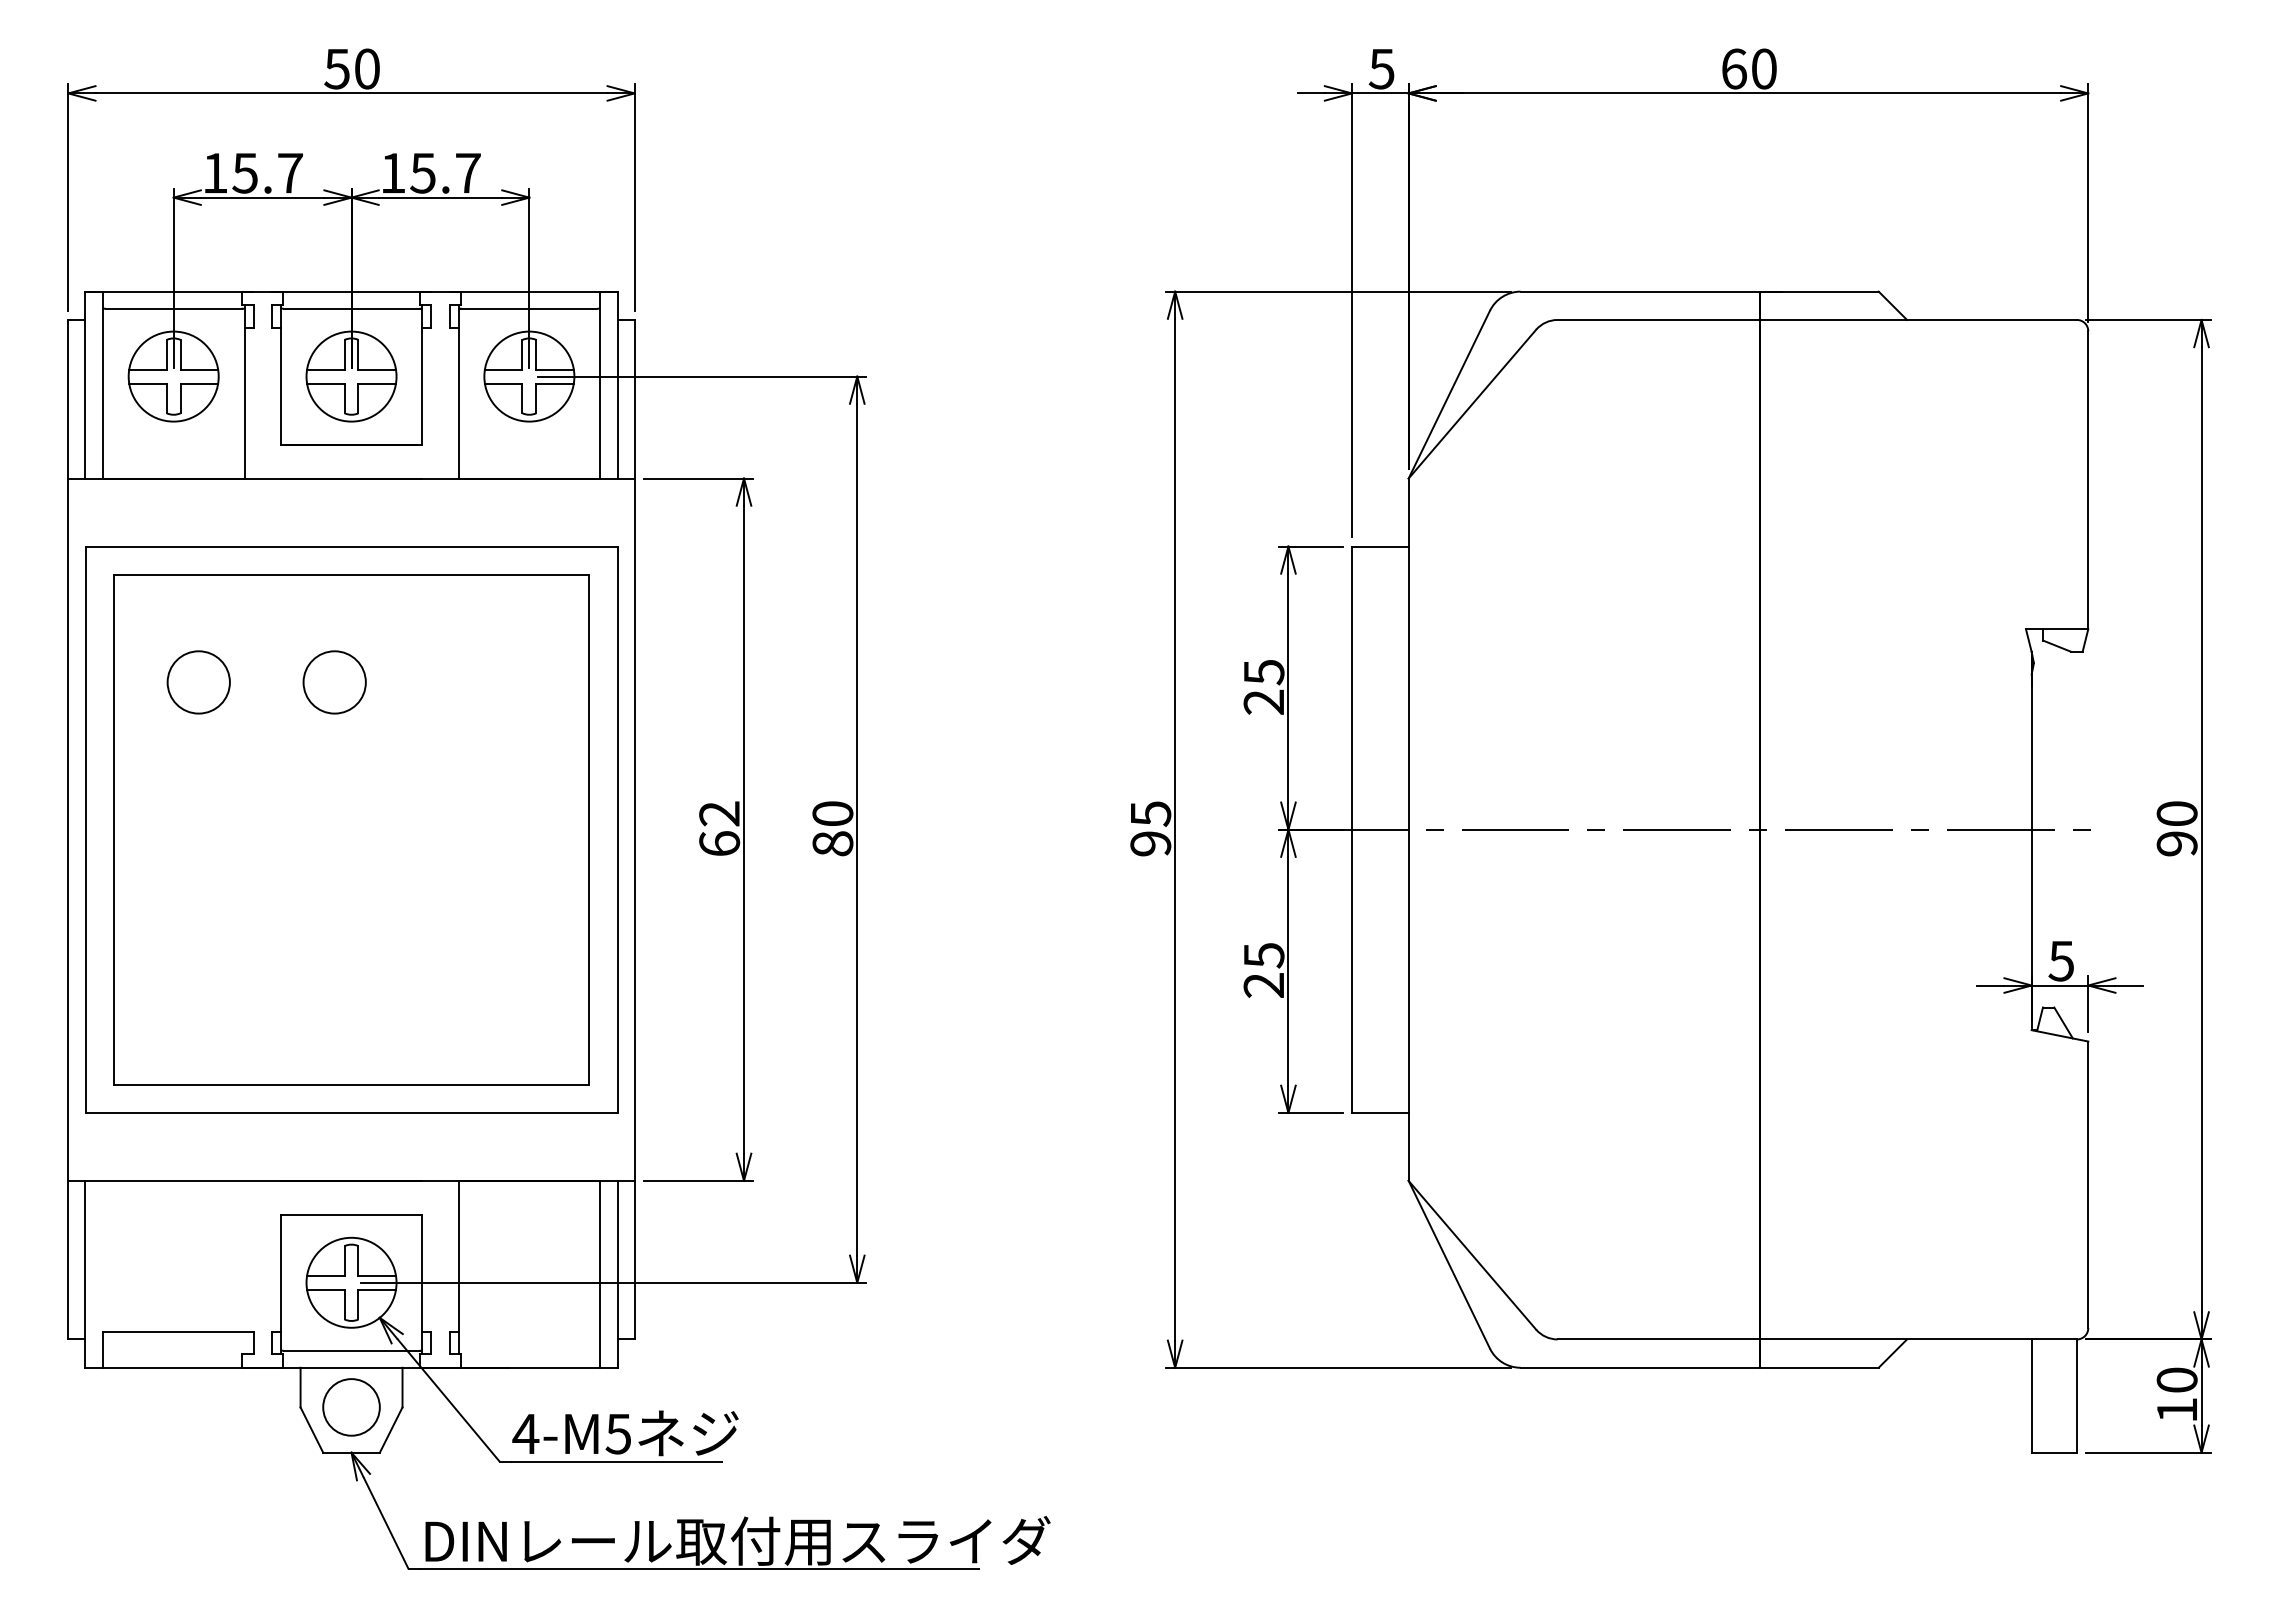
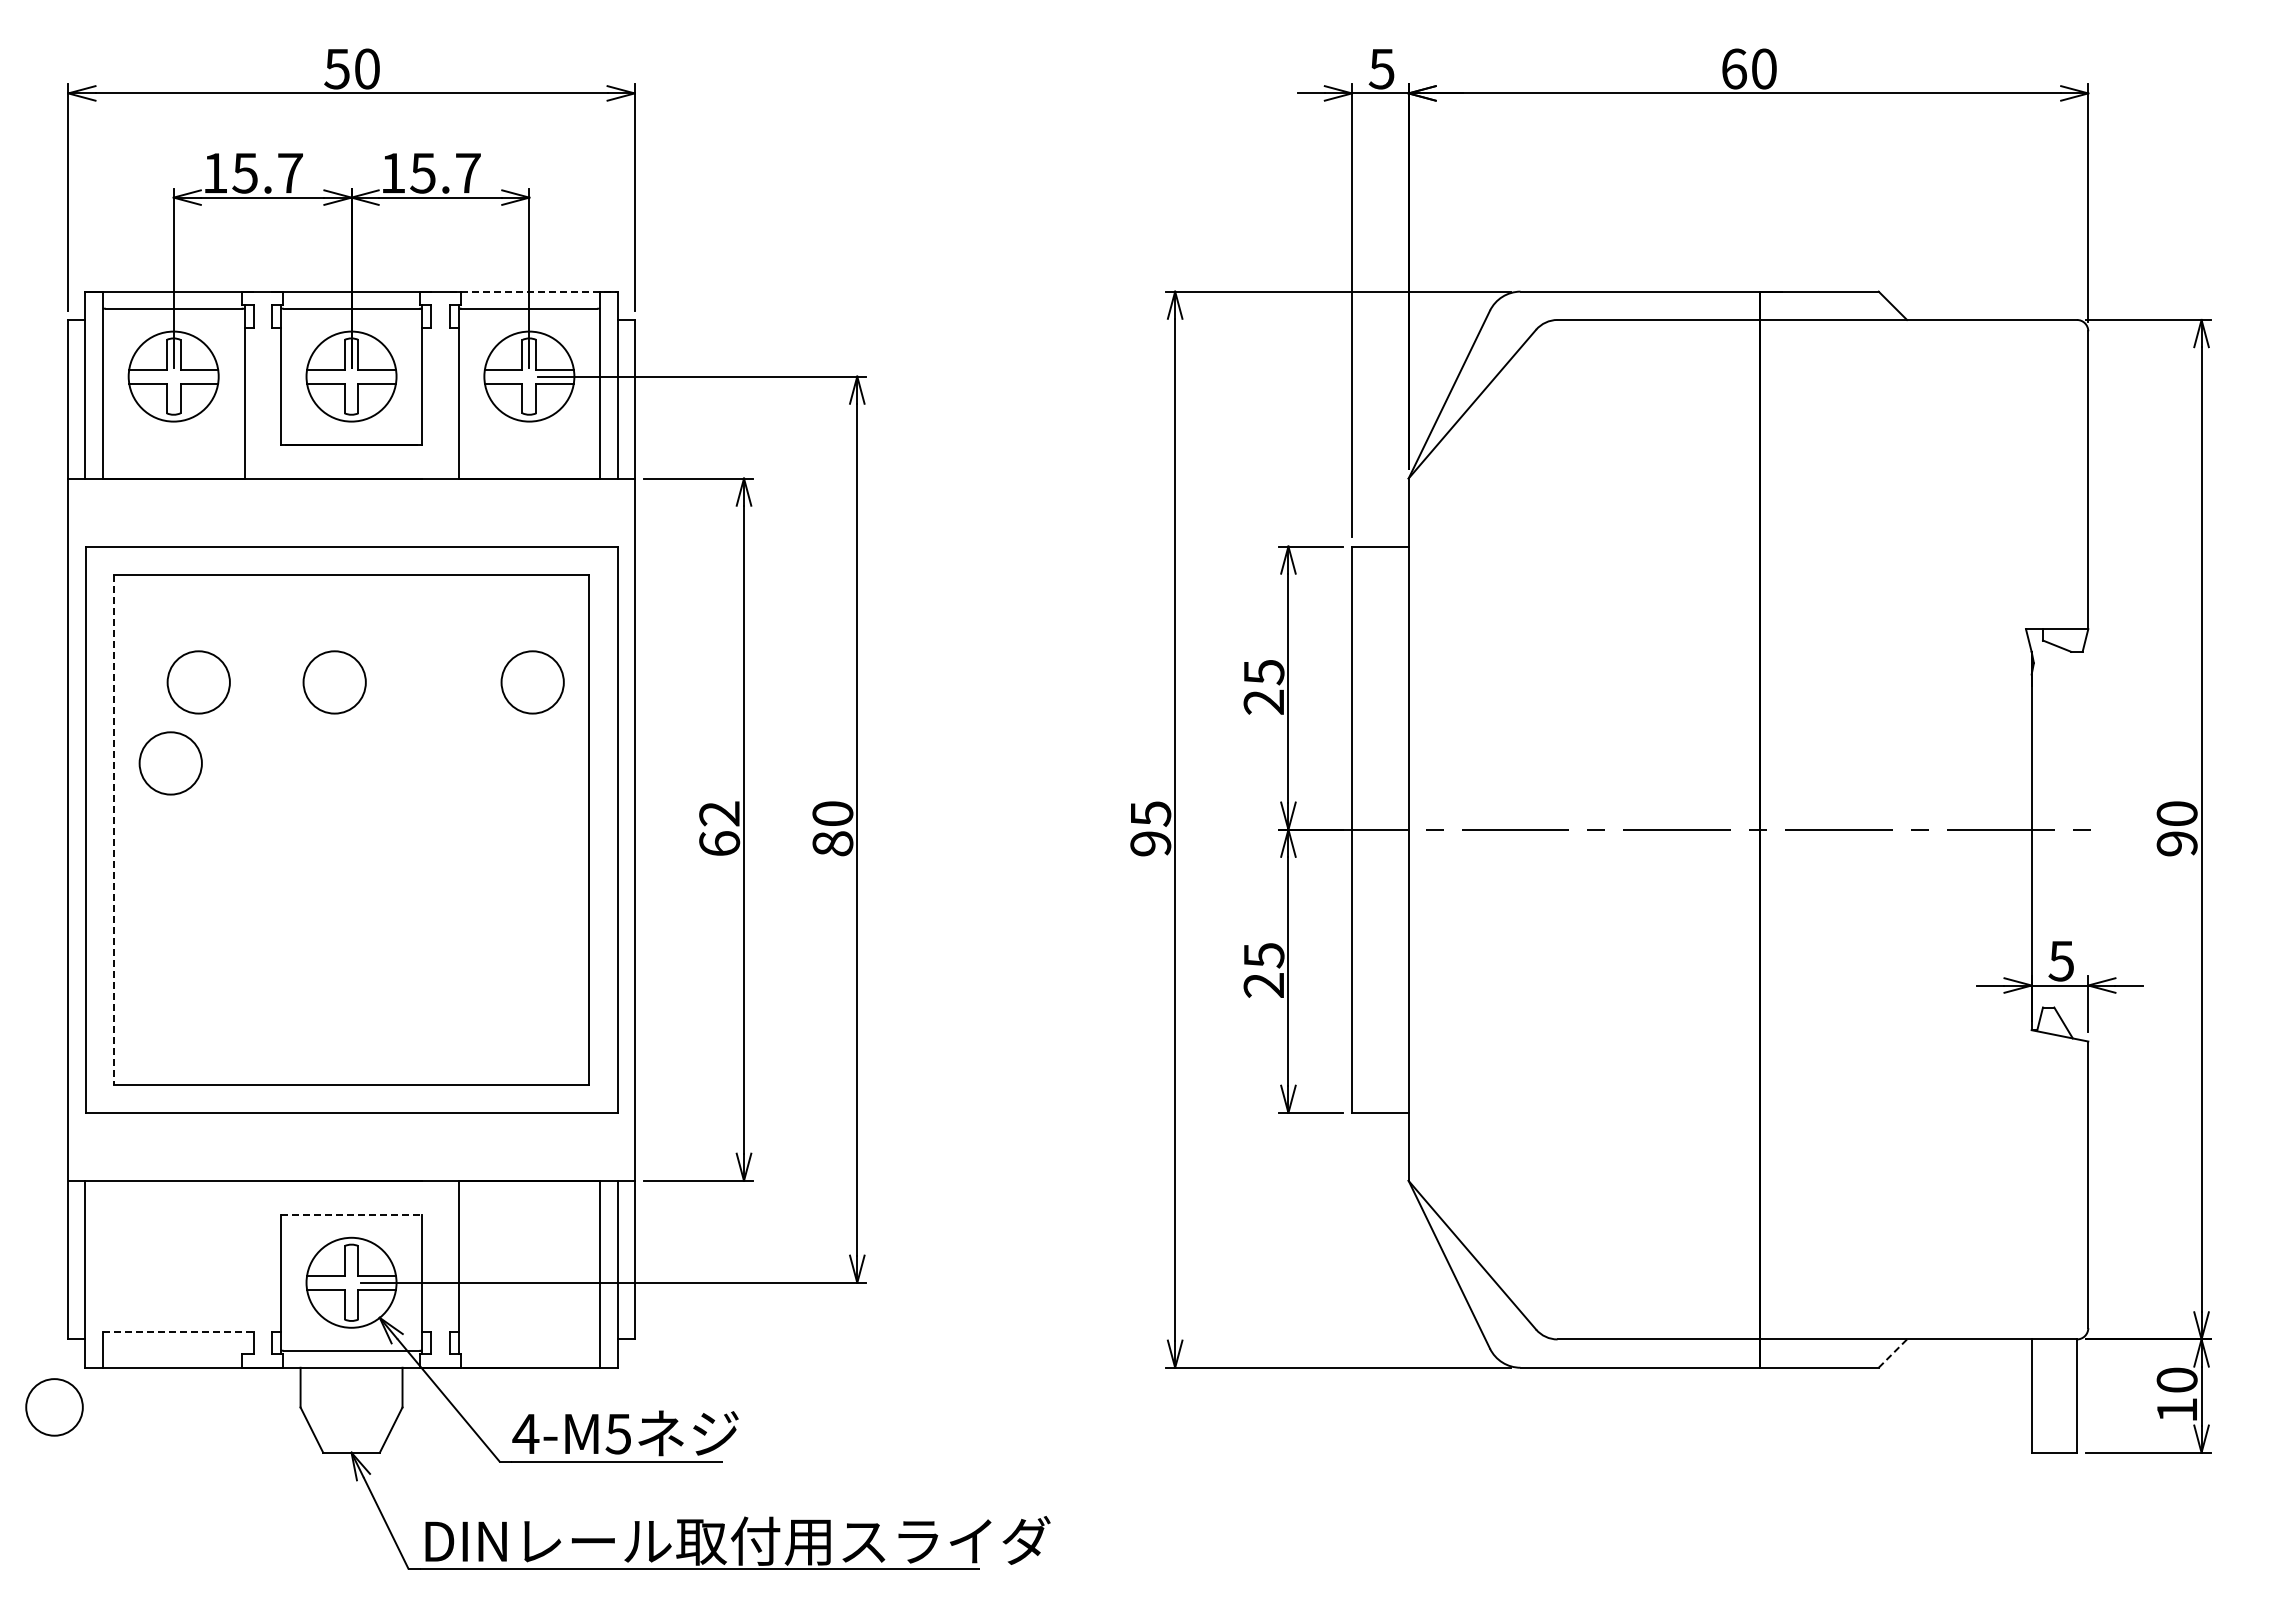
line: solid -> dashed (533, 291)
circle: none -> present (532, 682)
circle: none -> present (170, 763)
line: solid -> dashed (113, 829)
line: solid -> dashed (351, 1214)
line: solid -> dashed (178, 1331)
line: solid -> dashed (1893, 1353)
circle position: (351, 1407) -> (54, 1407) (54, 1407)
